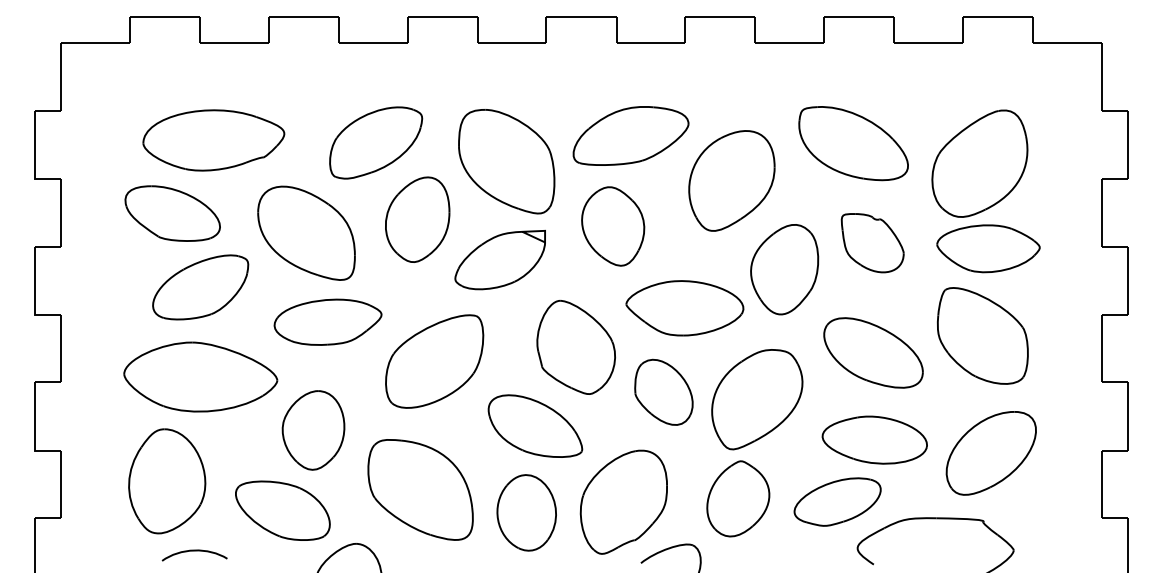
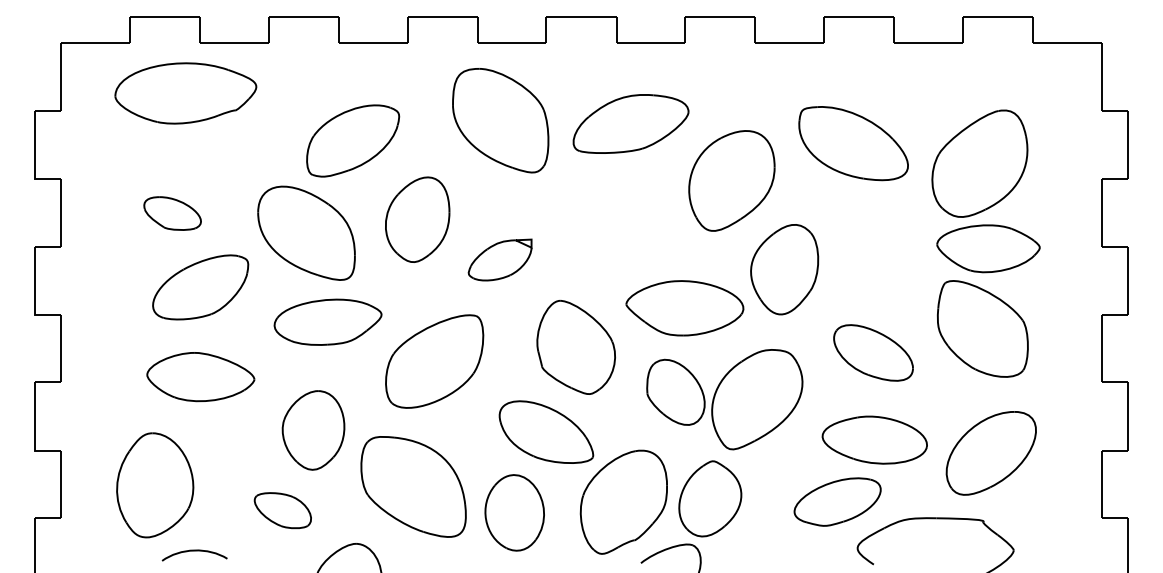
part position: (630, 135) -> (630, 123) (630, 123)
part position: (213, 140) -> (185, 93) (185, 93)
part position: (376, 142) -> (353, 140) (353, 140)
part position: (506, 161) -> (500, 120) (500, 120)
part size: 97x57 px -> 59x35 px (172, 213)
part: present -> none (613, 226)
part: present -> none (872, 243)
part size: 92x62 px -> 66x44 px (499, 259)
part position: (982, 335) -> (982, 328) (982, 328)
part size: 101x72 px -> 81x58 px (873, 352)
part size: 156x72 px -> 110x51 px (200, 377)
part position: (663, 391) -> (675, 391) (675, 391)
part position: (535, 425) -> (546, 431) (546, 431)
part position: (167, 481) -> (155, 485) (155, 485)
part position: (420, 489) -> (413, 486) (413, 486)
part position: (738, 498) -> (710, 498) (710, 498)
part size: 96x61 px -> 59x38 px (282, 510)
part position: (526, 512) -> (514, 512) (514, 512)
